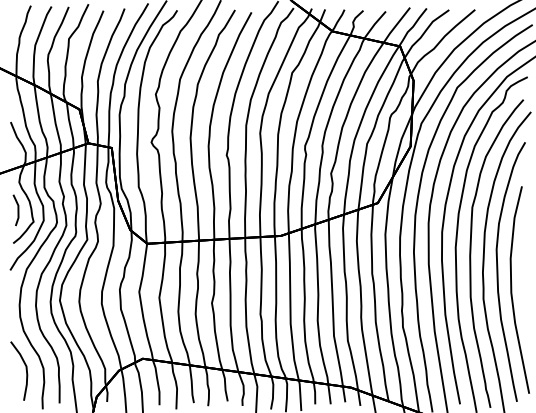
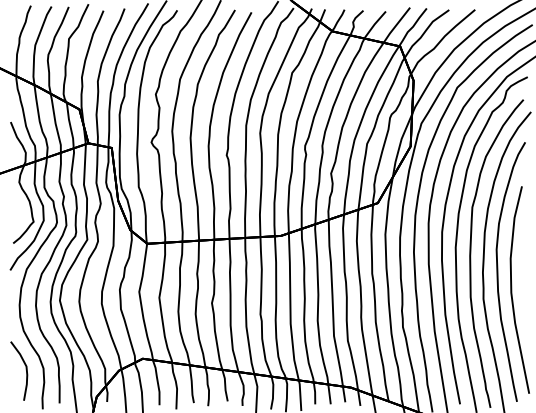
line: present -> none (17, 210)
